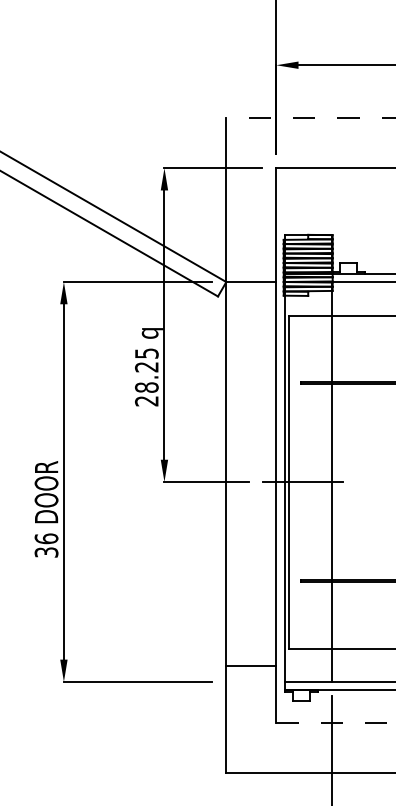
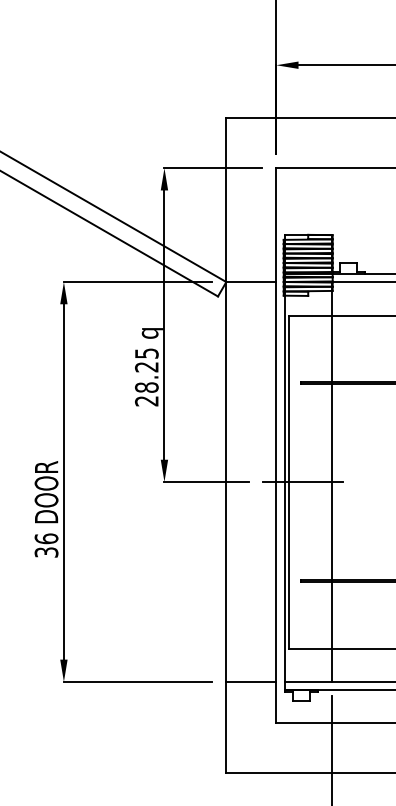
line: dashed -> solid (310, 118)
line position: (251, 665) -> (251, 681) (251, 681)
line: dashed -> solid (336, 723)
